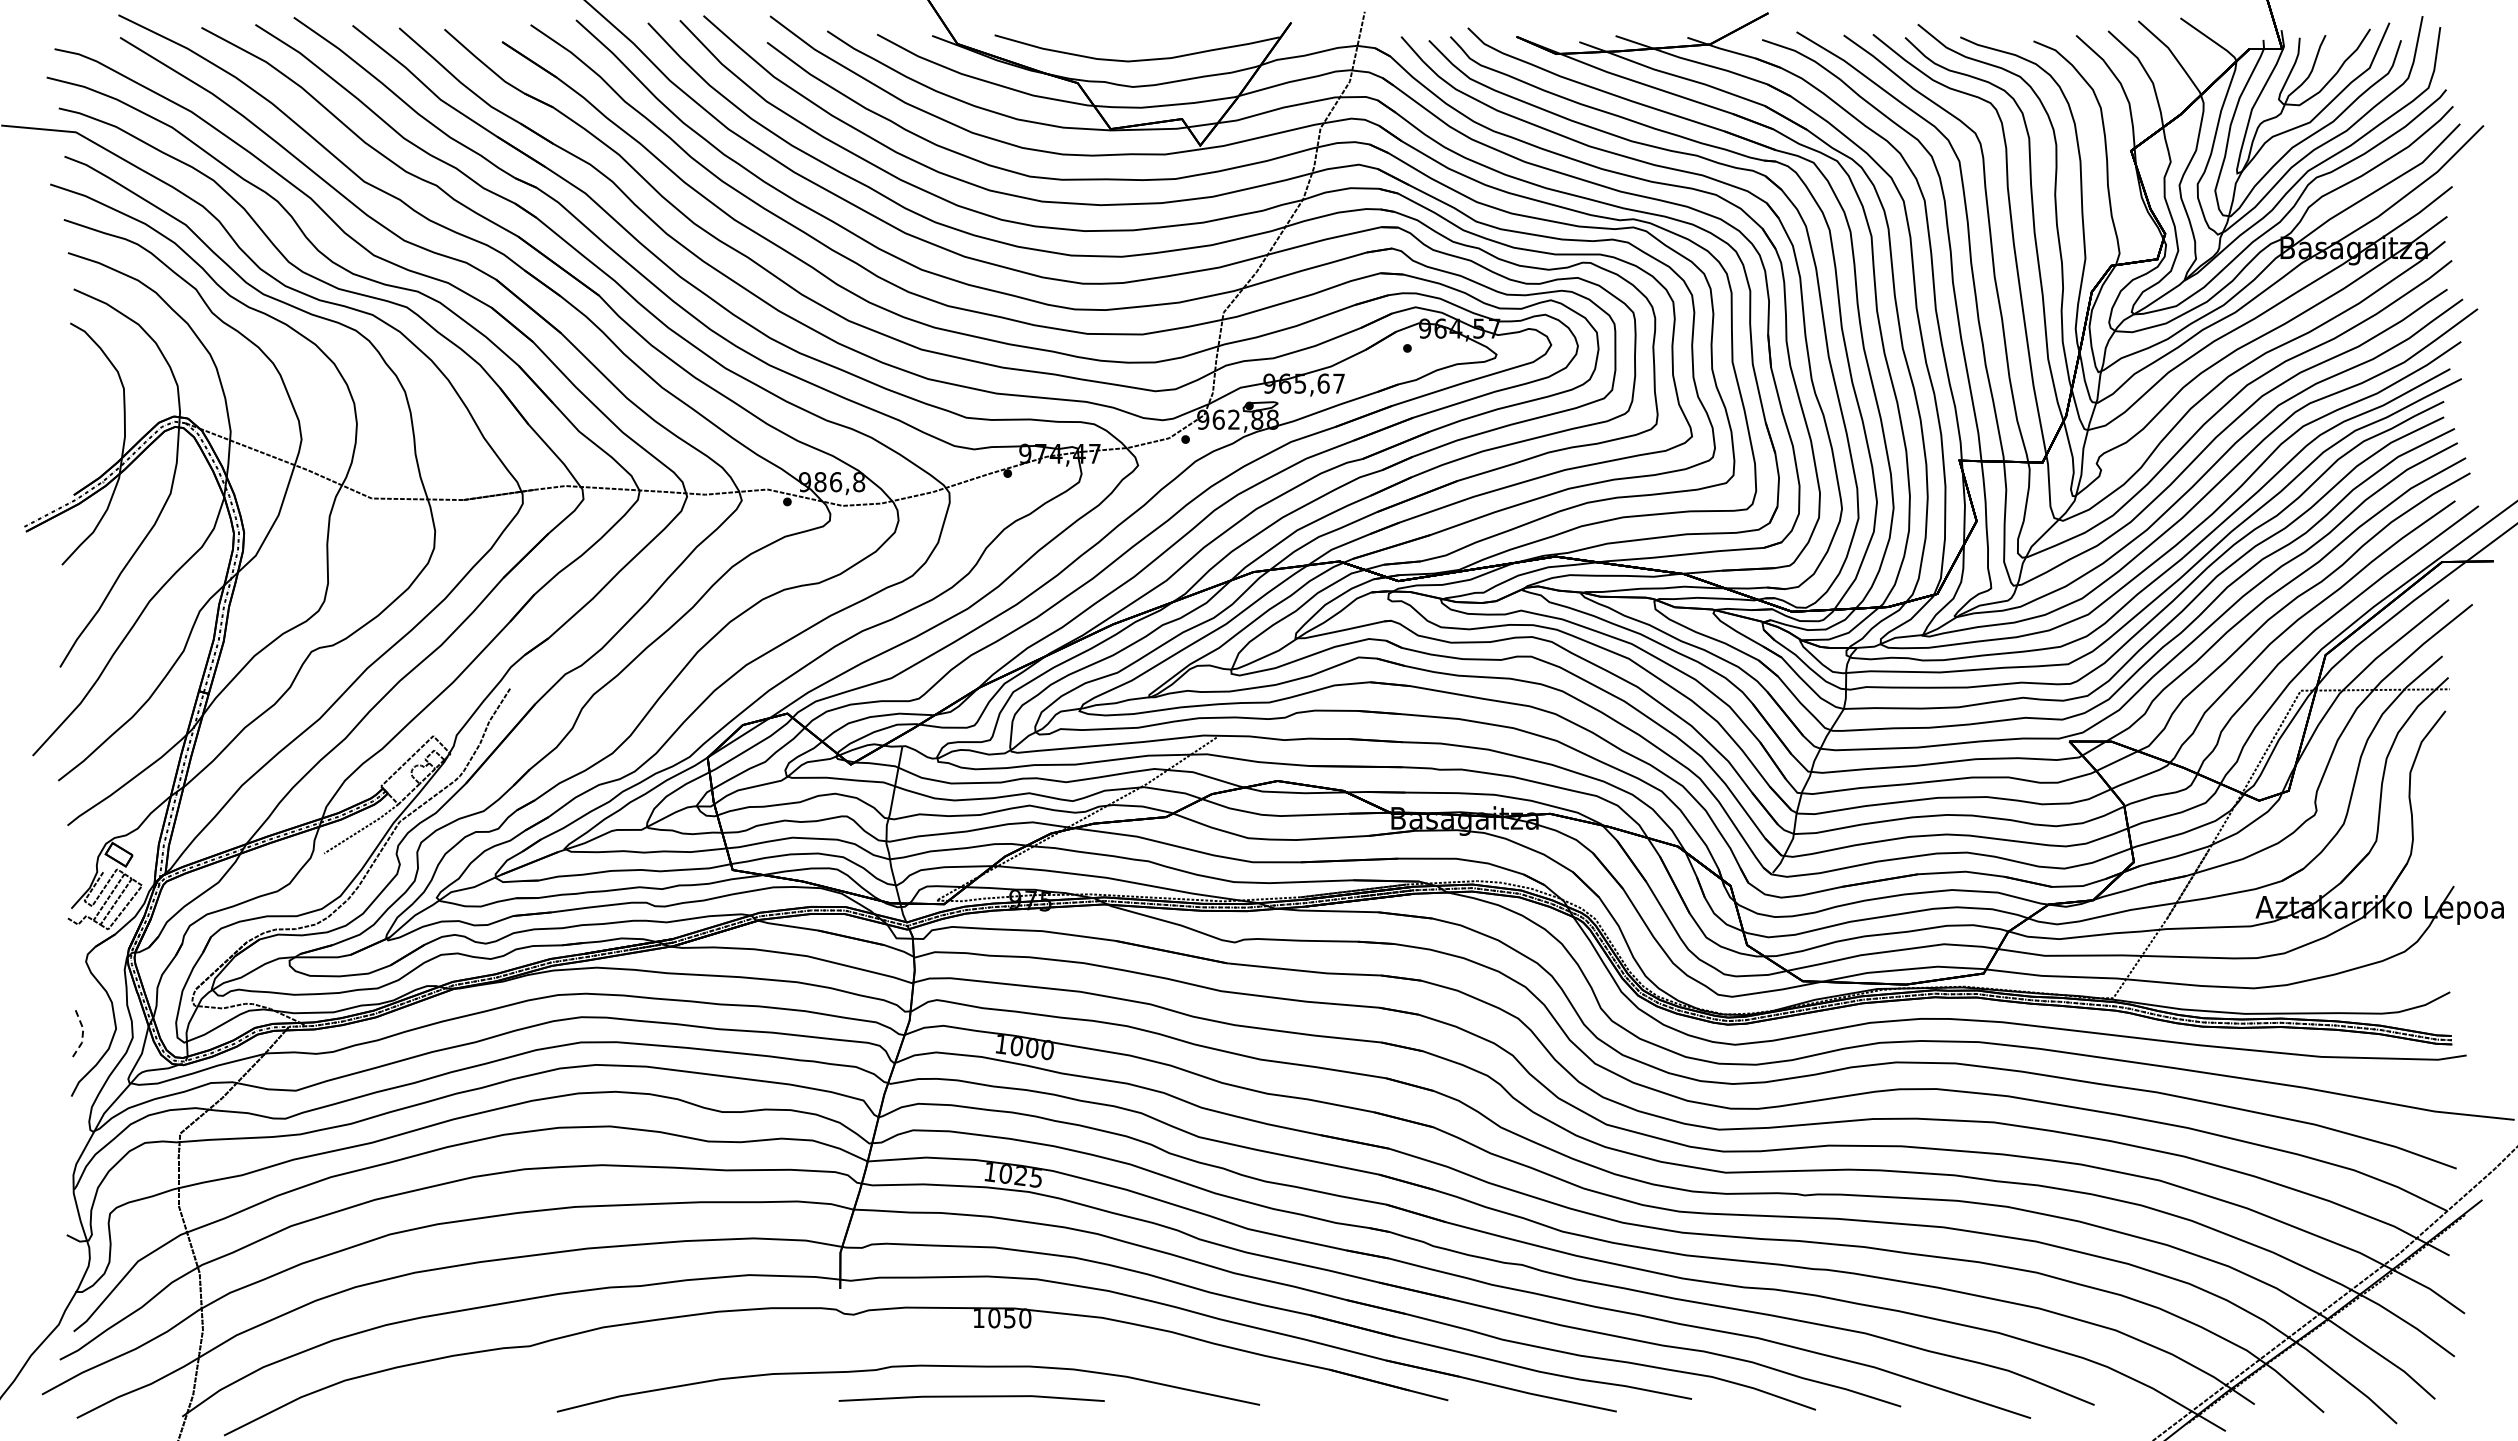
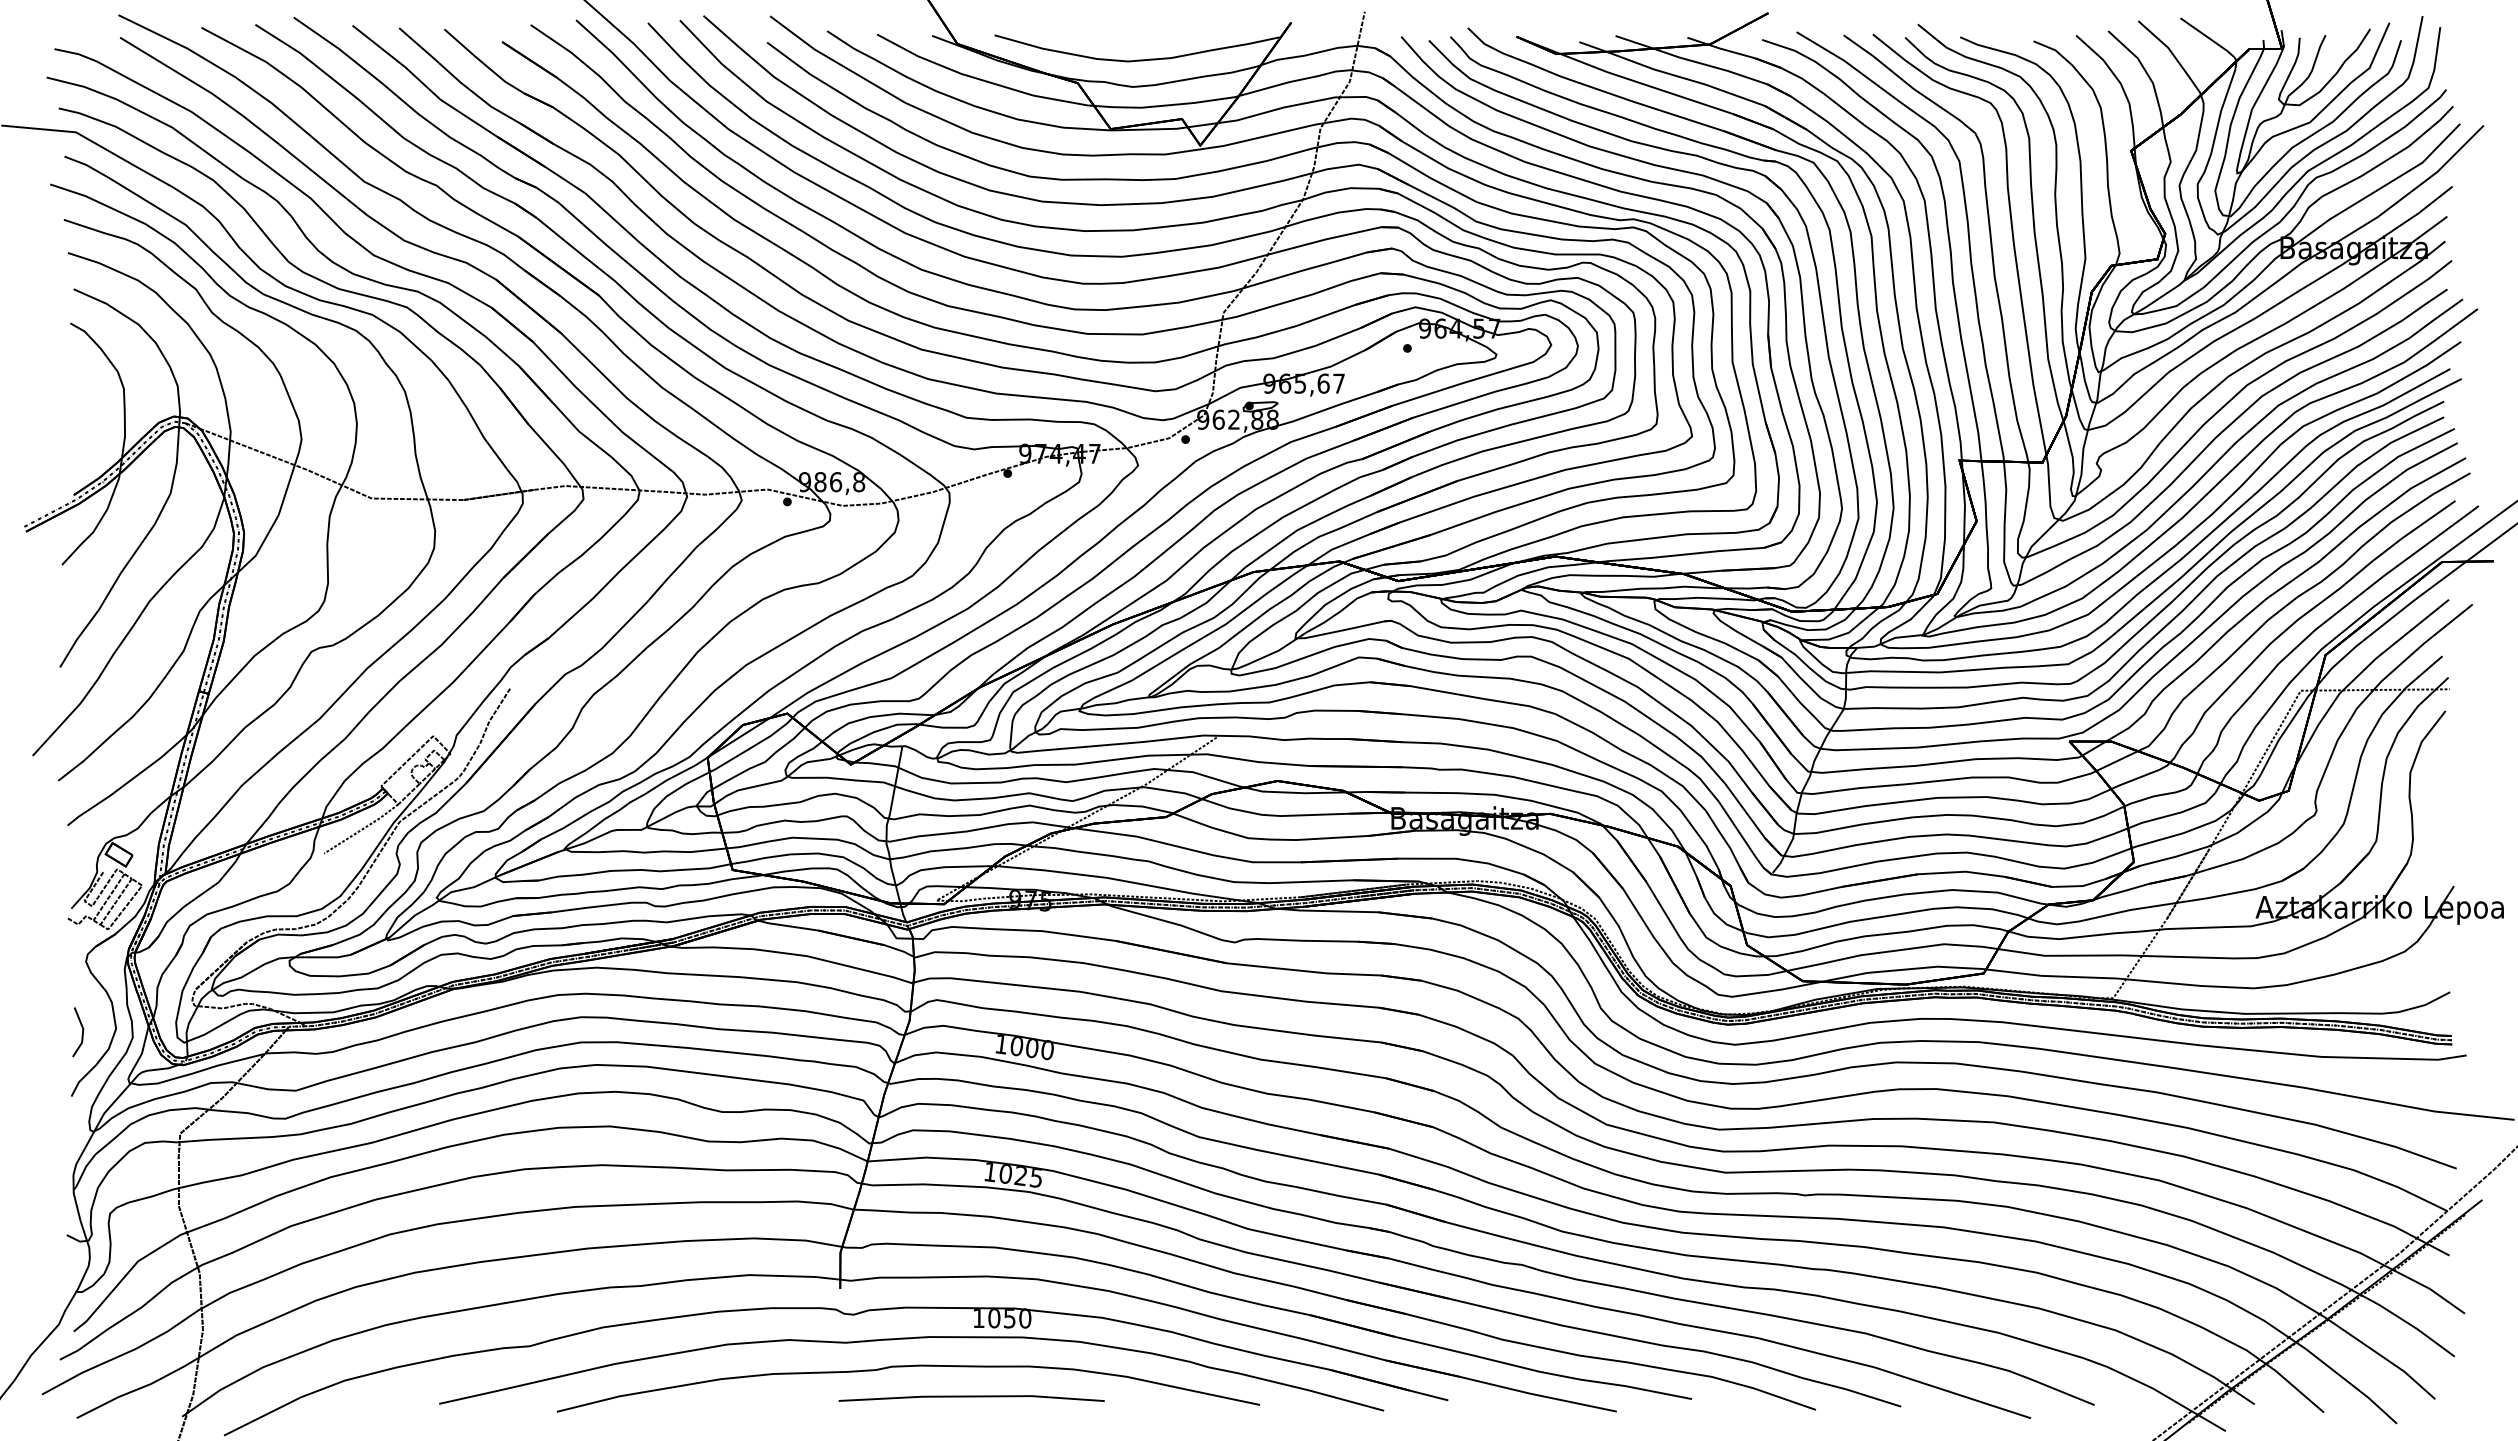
line: dashed -> solid (82, 1032)
curve: none -> present (910, 1339)
